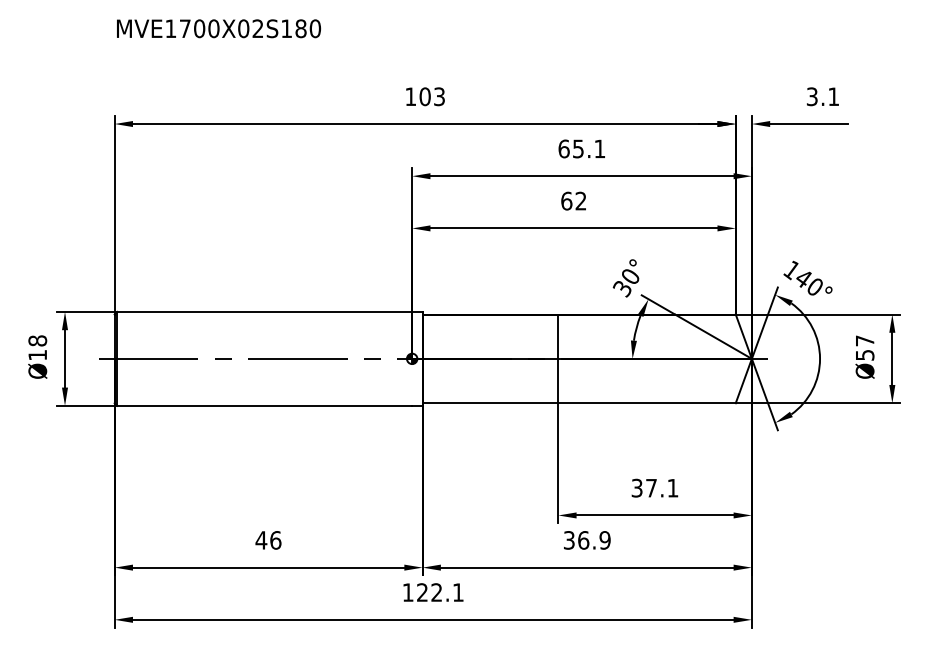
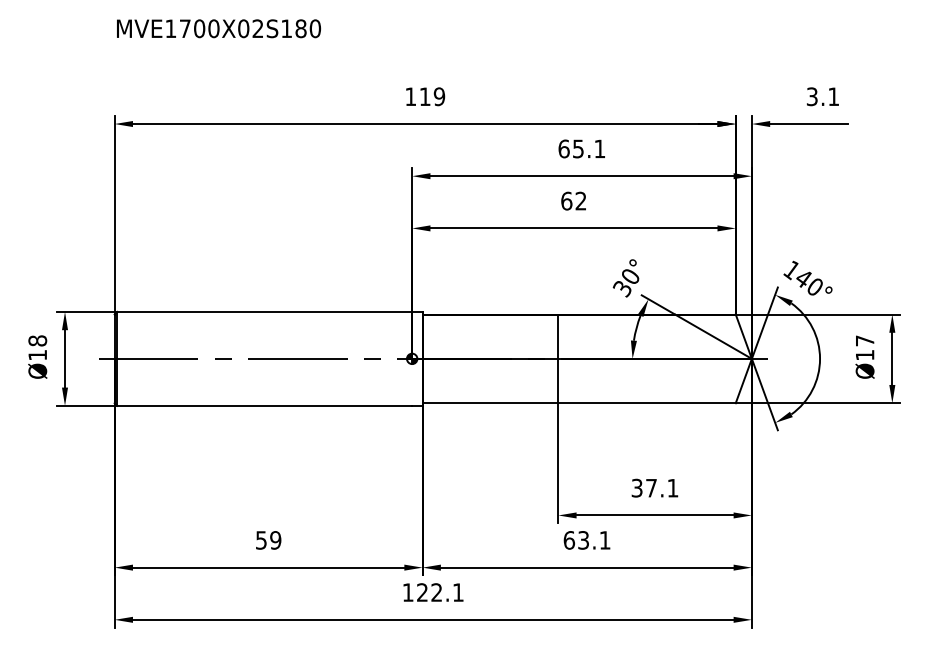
text: 103 -> 119 (432, 96)
text: Ø57 -> Ø17 (865, 355)
text: 46 -> 59 (268, 540)
text: 36.9 -> 63.1 (586, 540)
